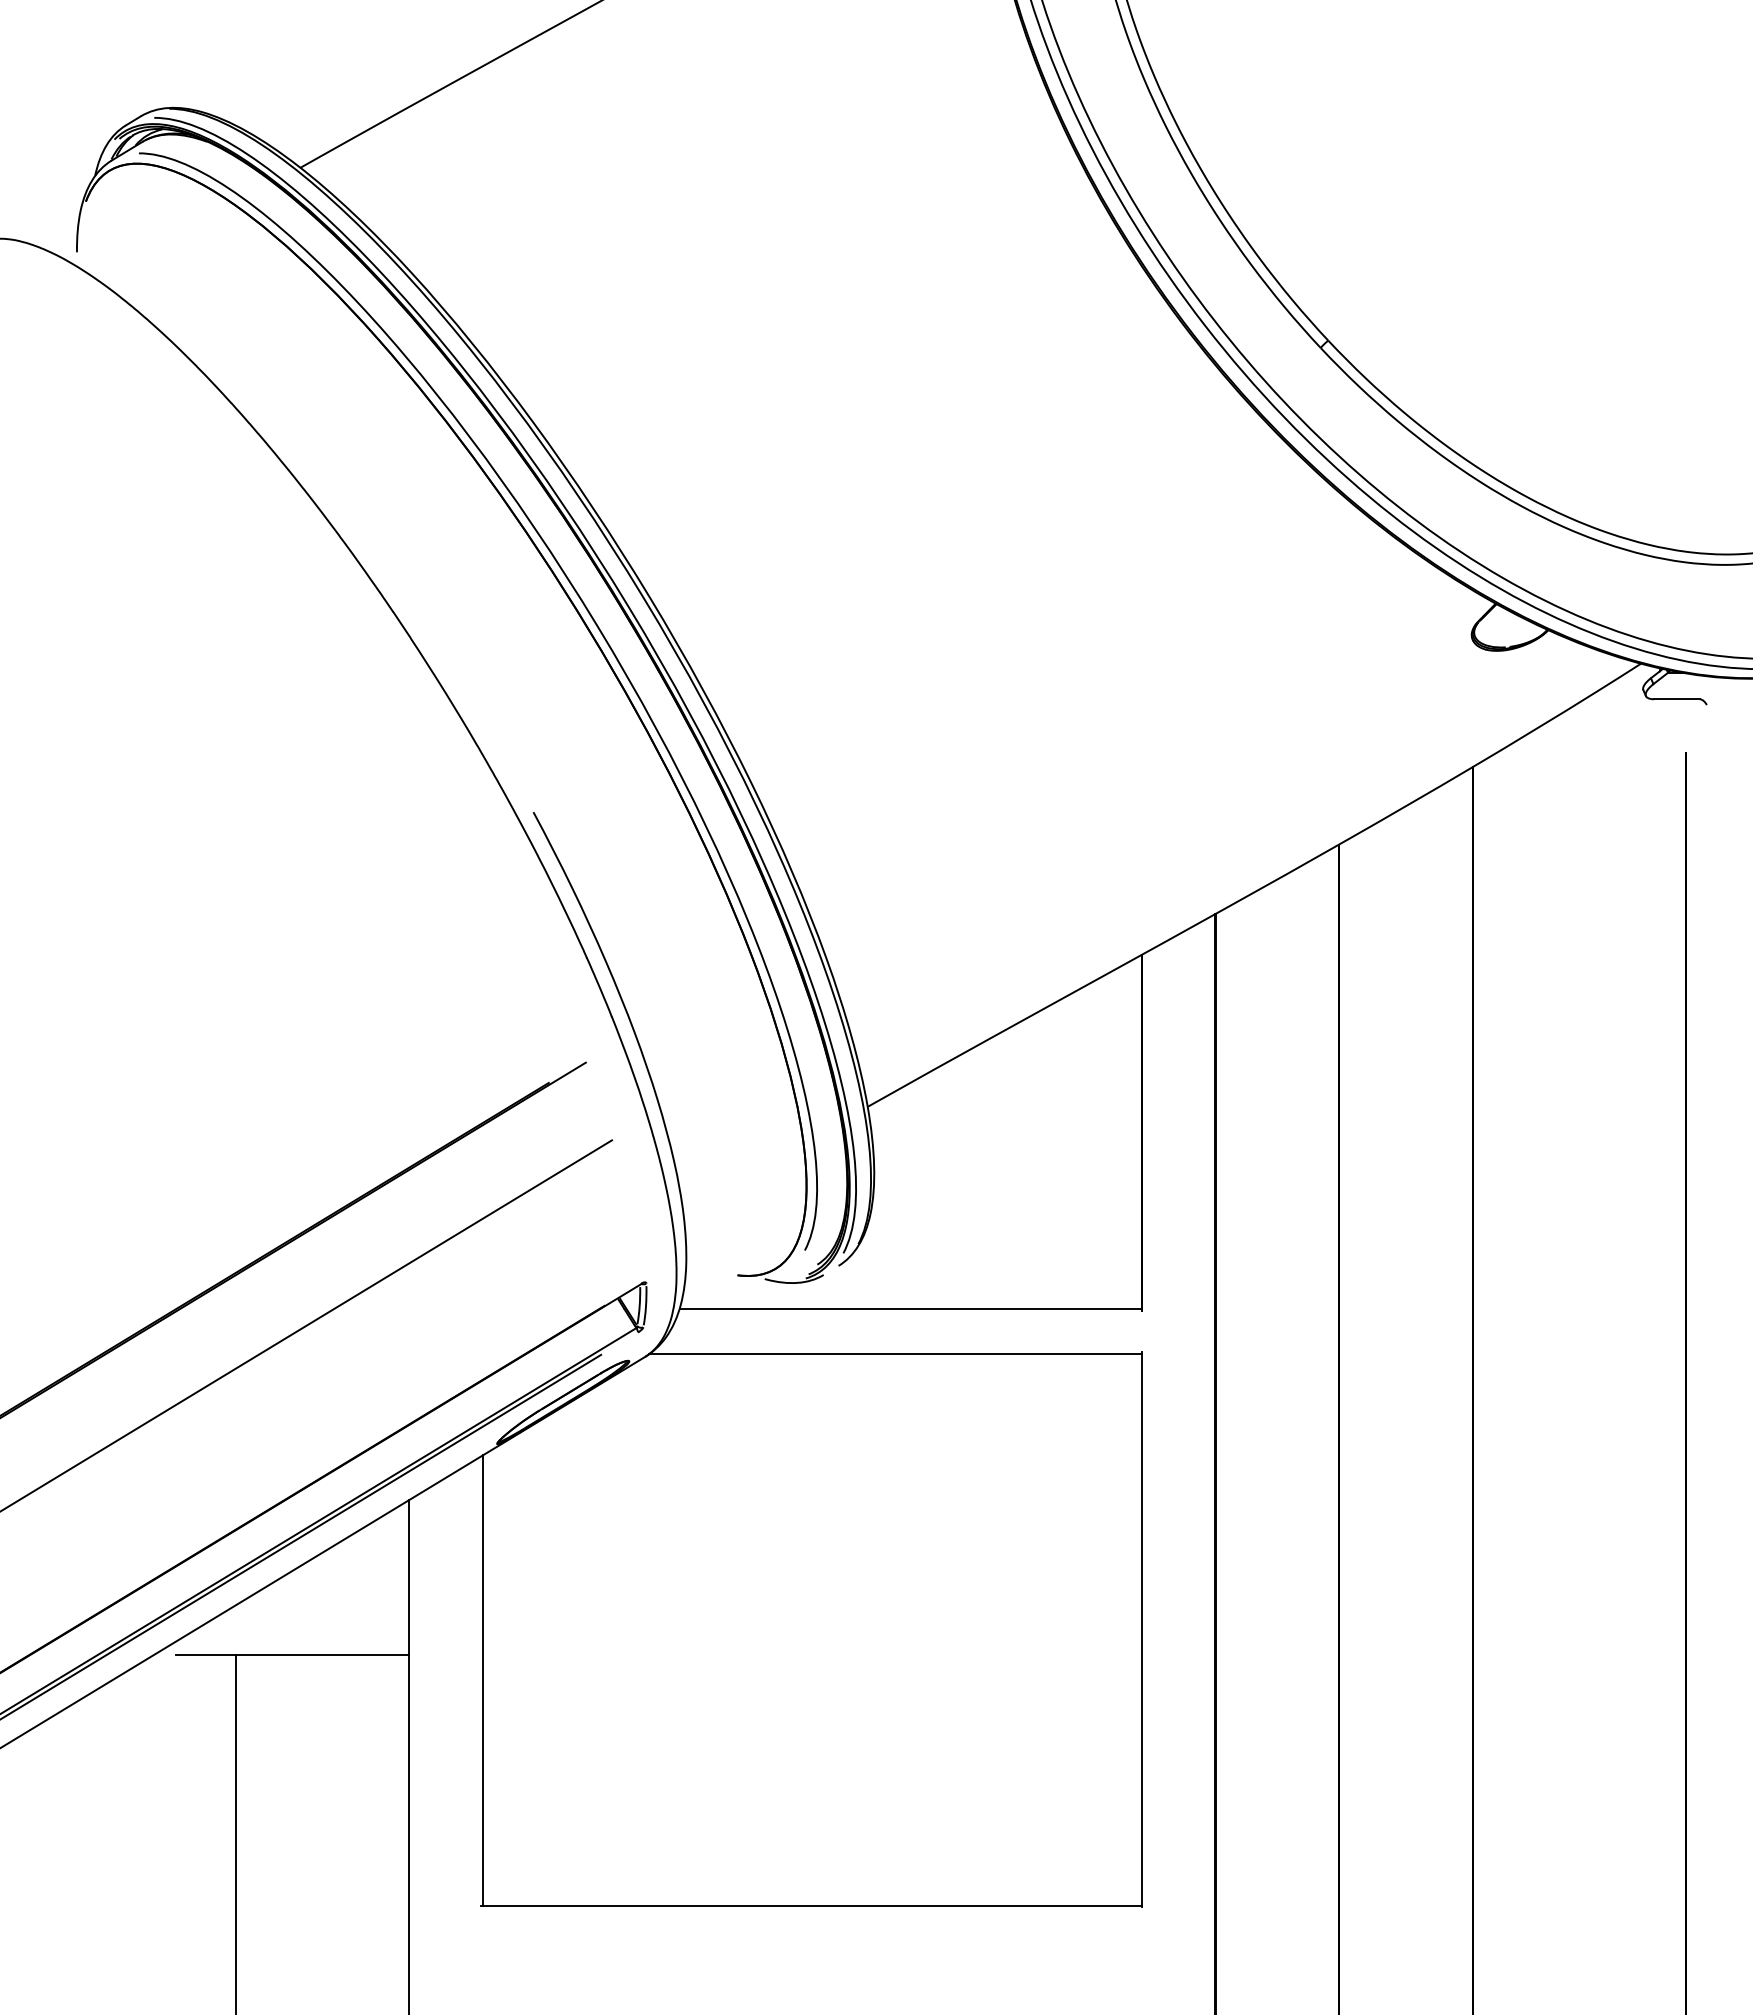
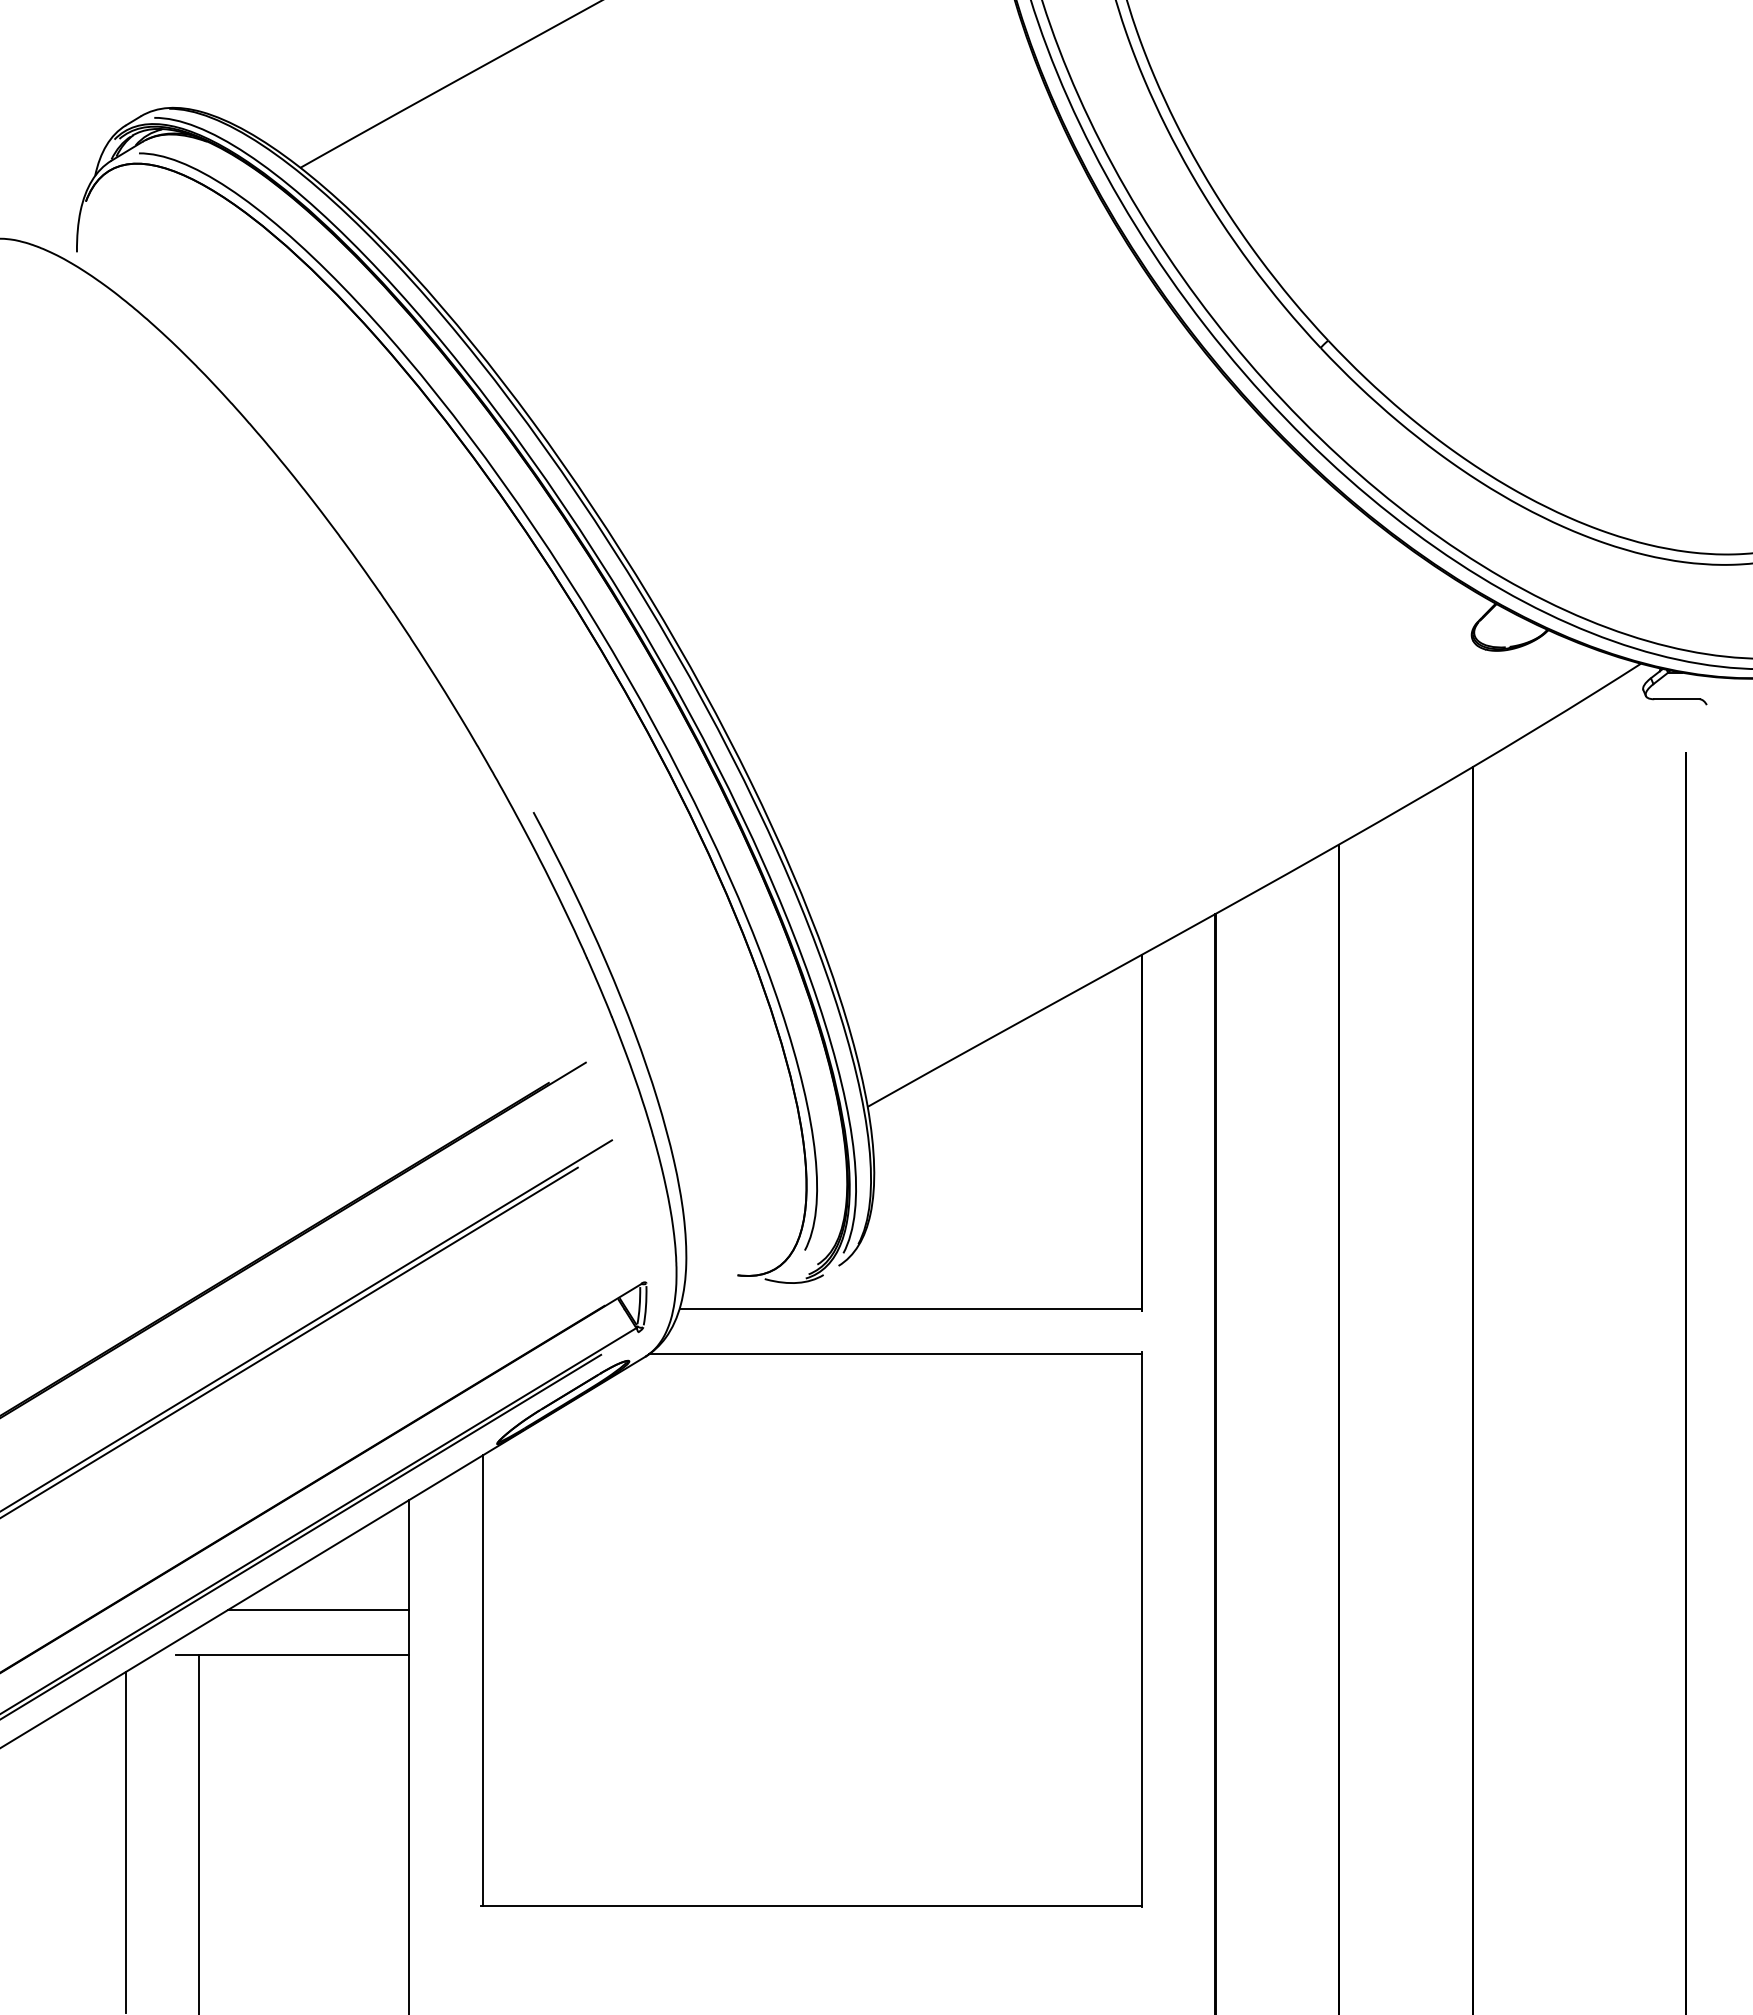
line: none -> present (289, 1341)
line: none -> present (318, 1609)
line position: (236, 1833) -> (199, 1833) (199, 1833)
line: none -> present (125, 1841)
